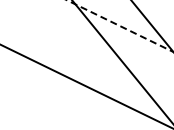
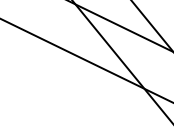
line: dashed -> solid (119, 25)
line position: (85, 85) -> (86, 60) (86, 60)
